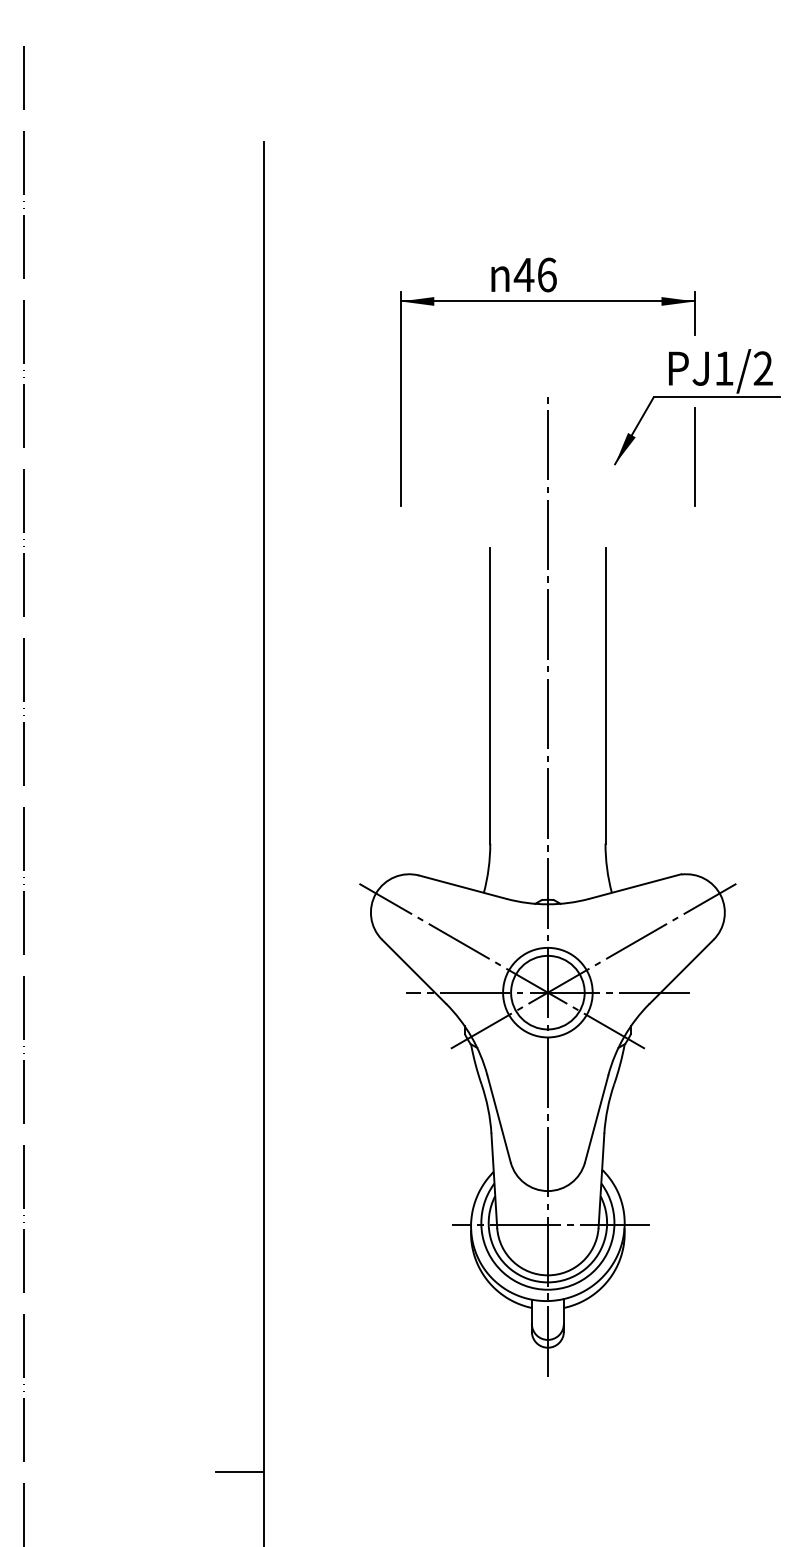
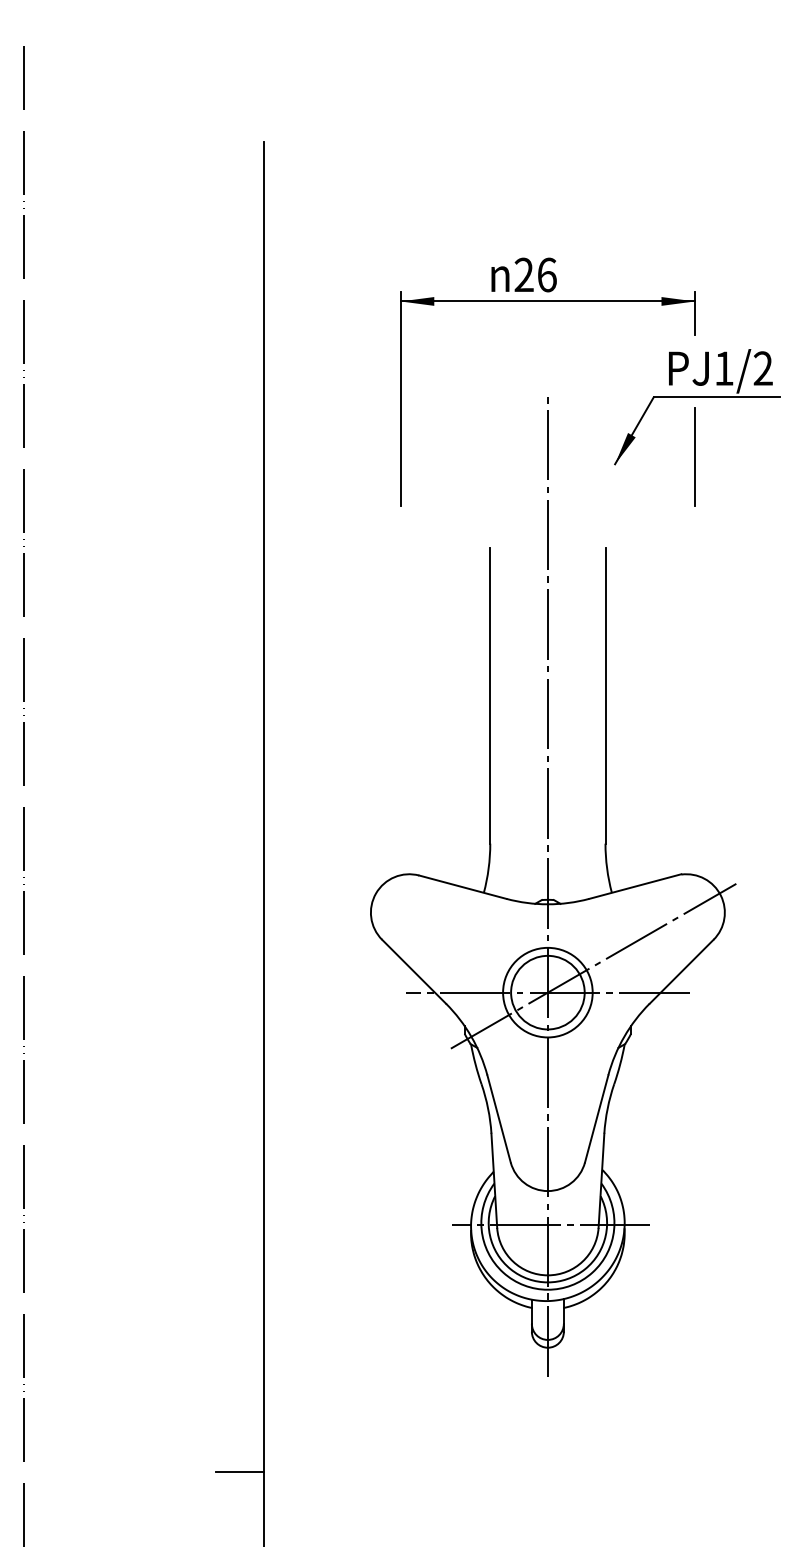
text: 46 -> 26 (523, 274)
line: present -> none (501, 965)
